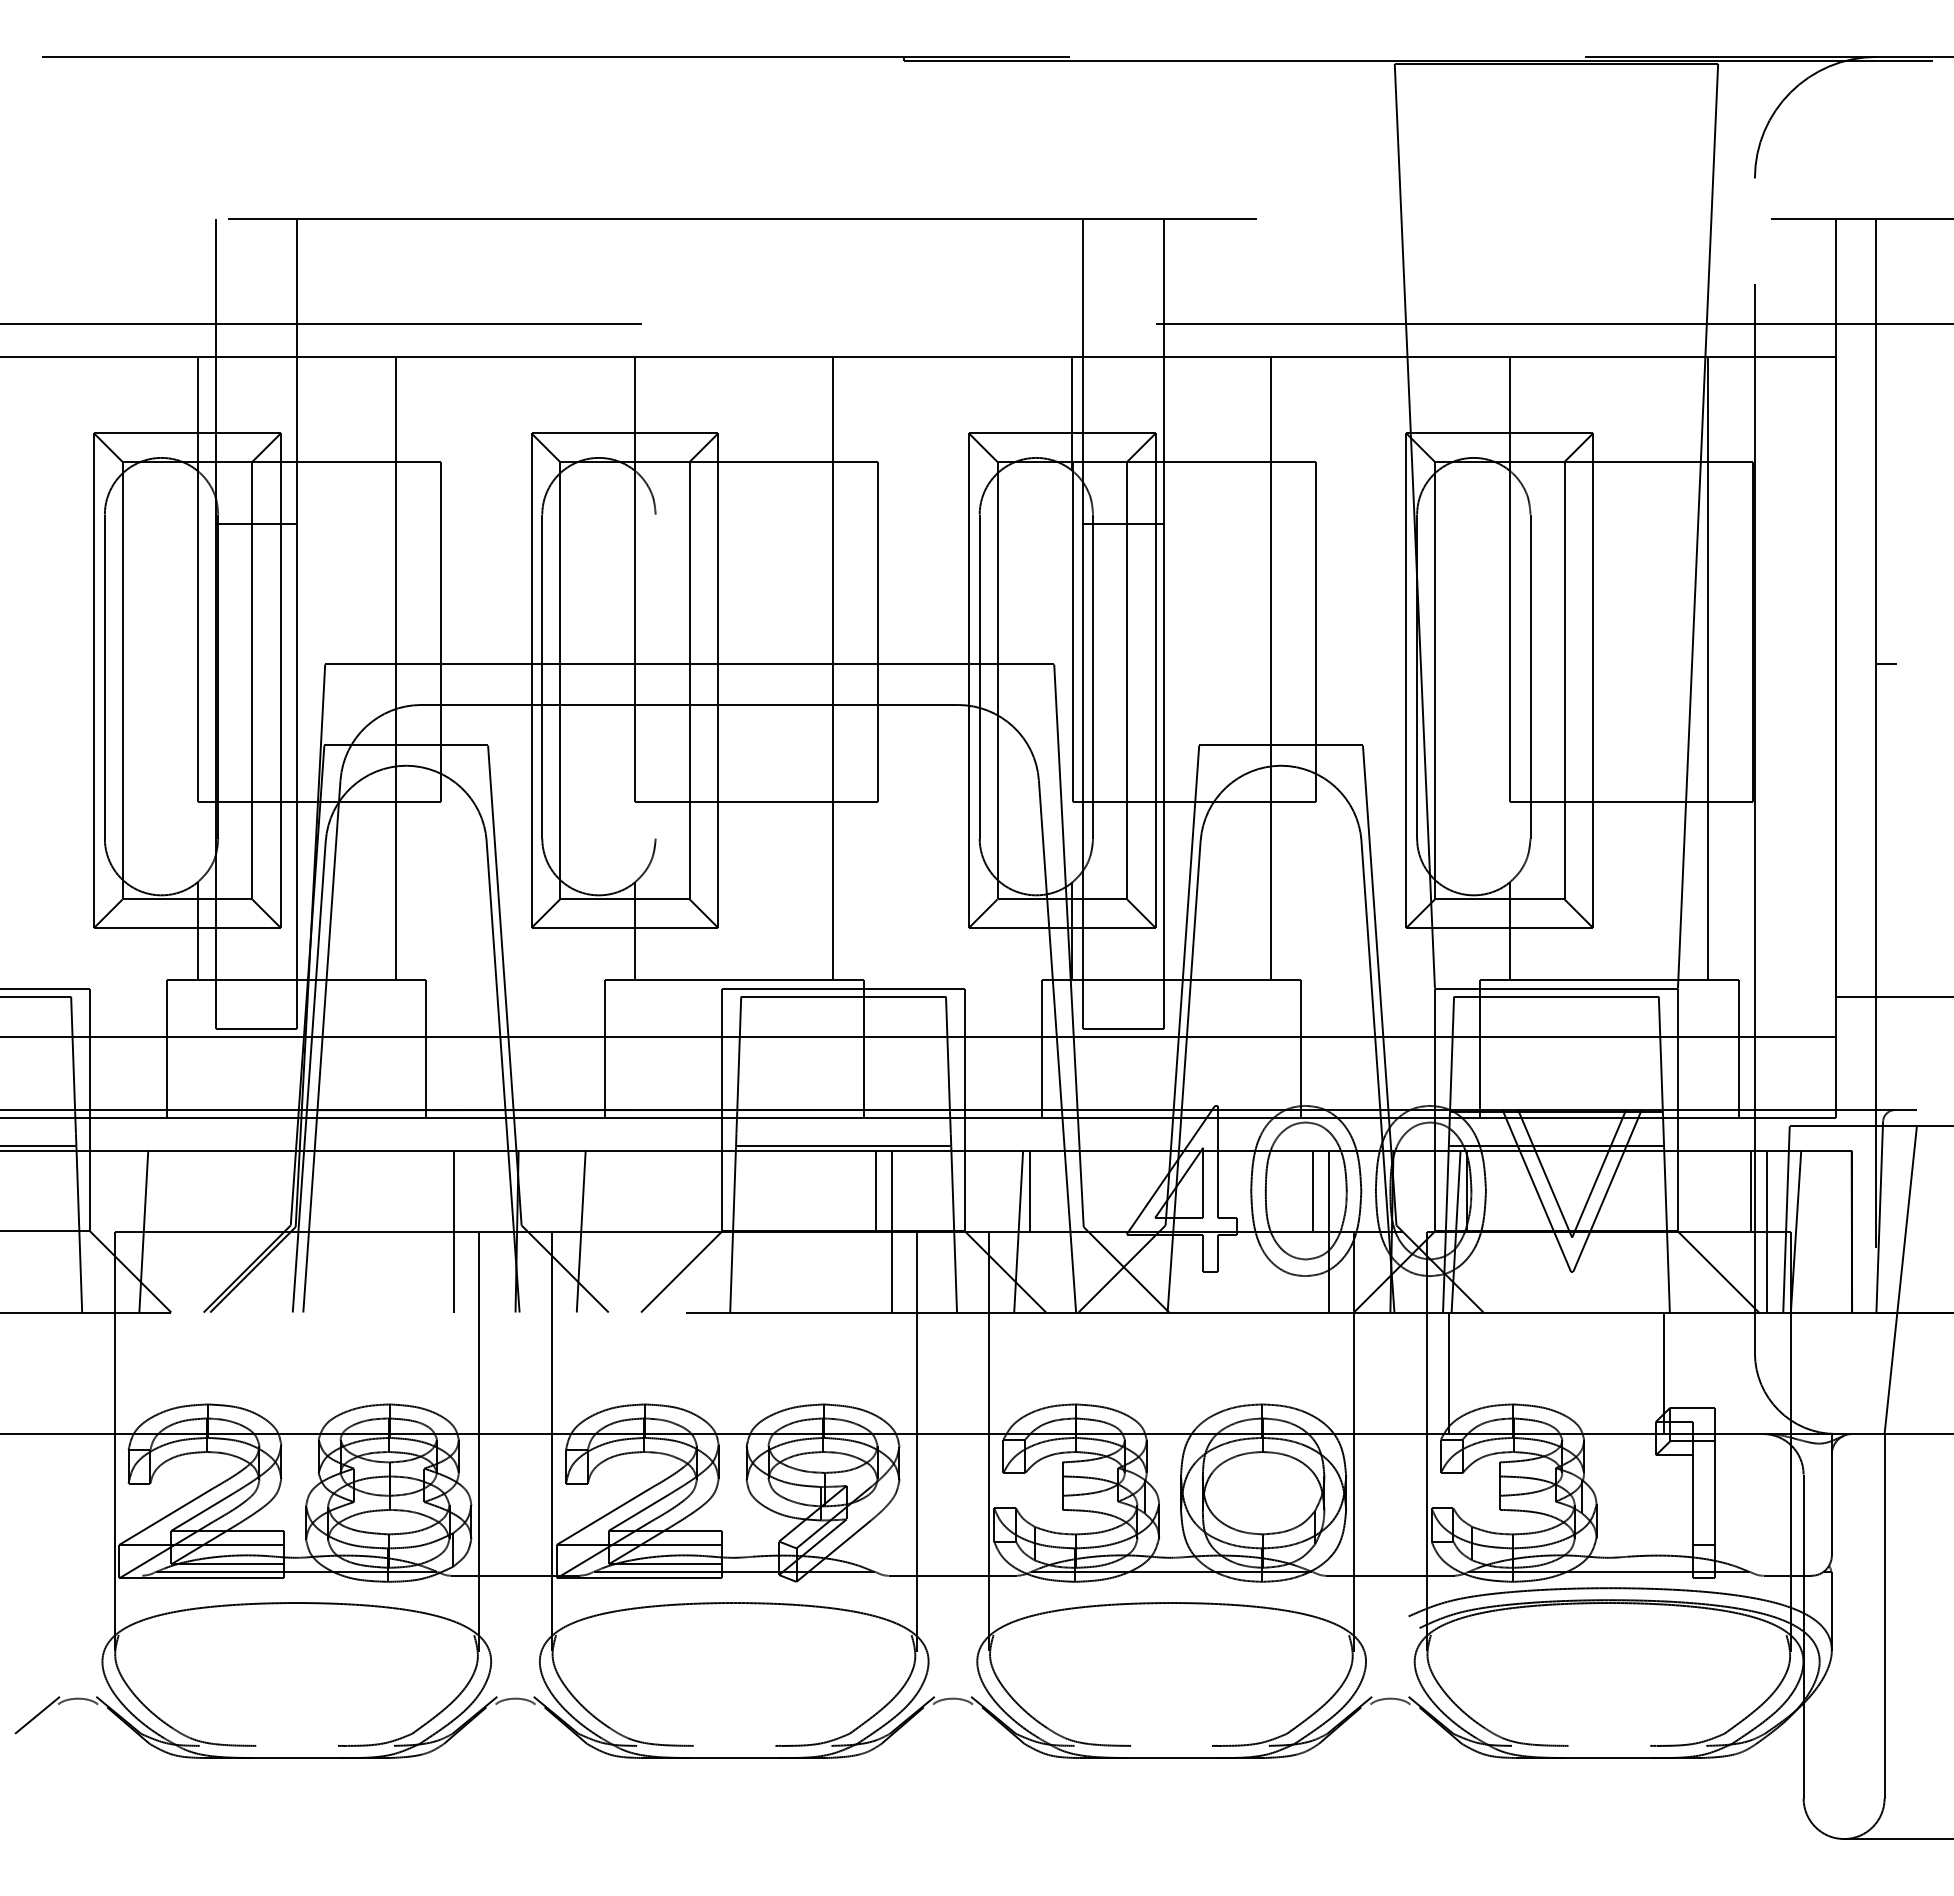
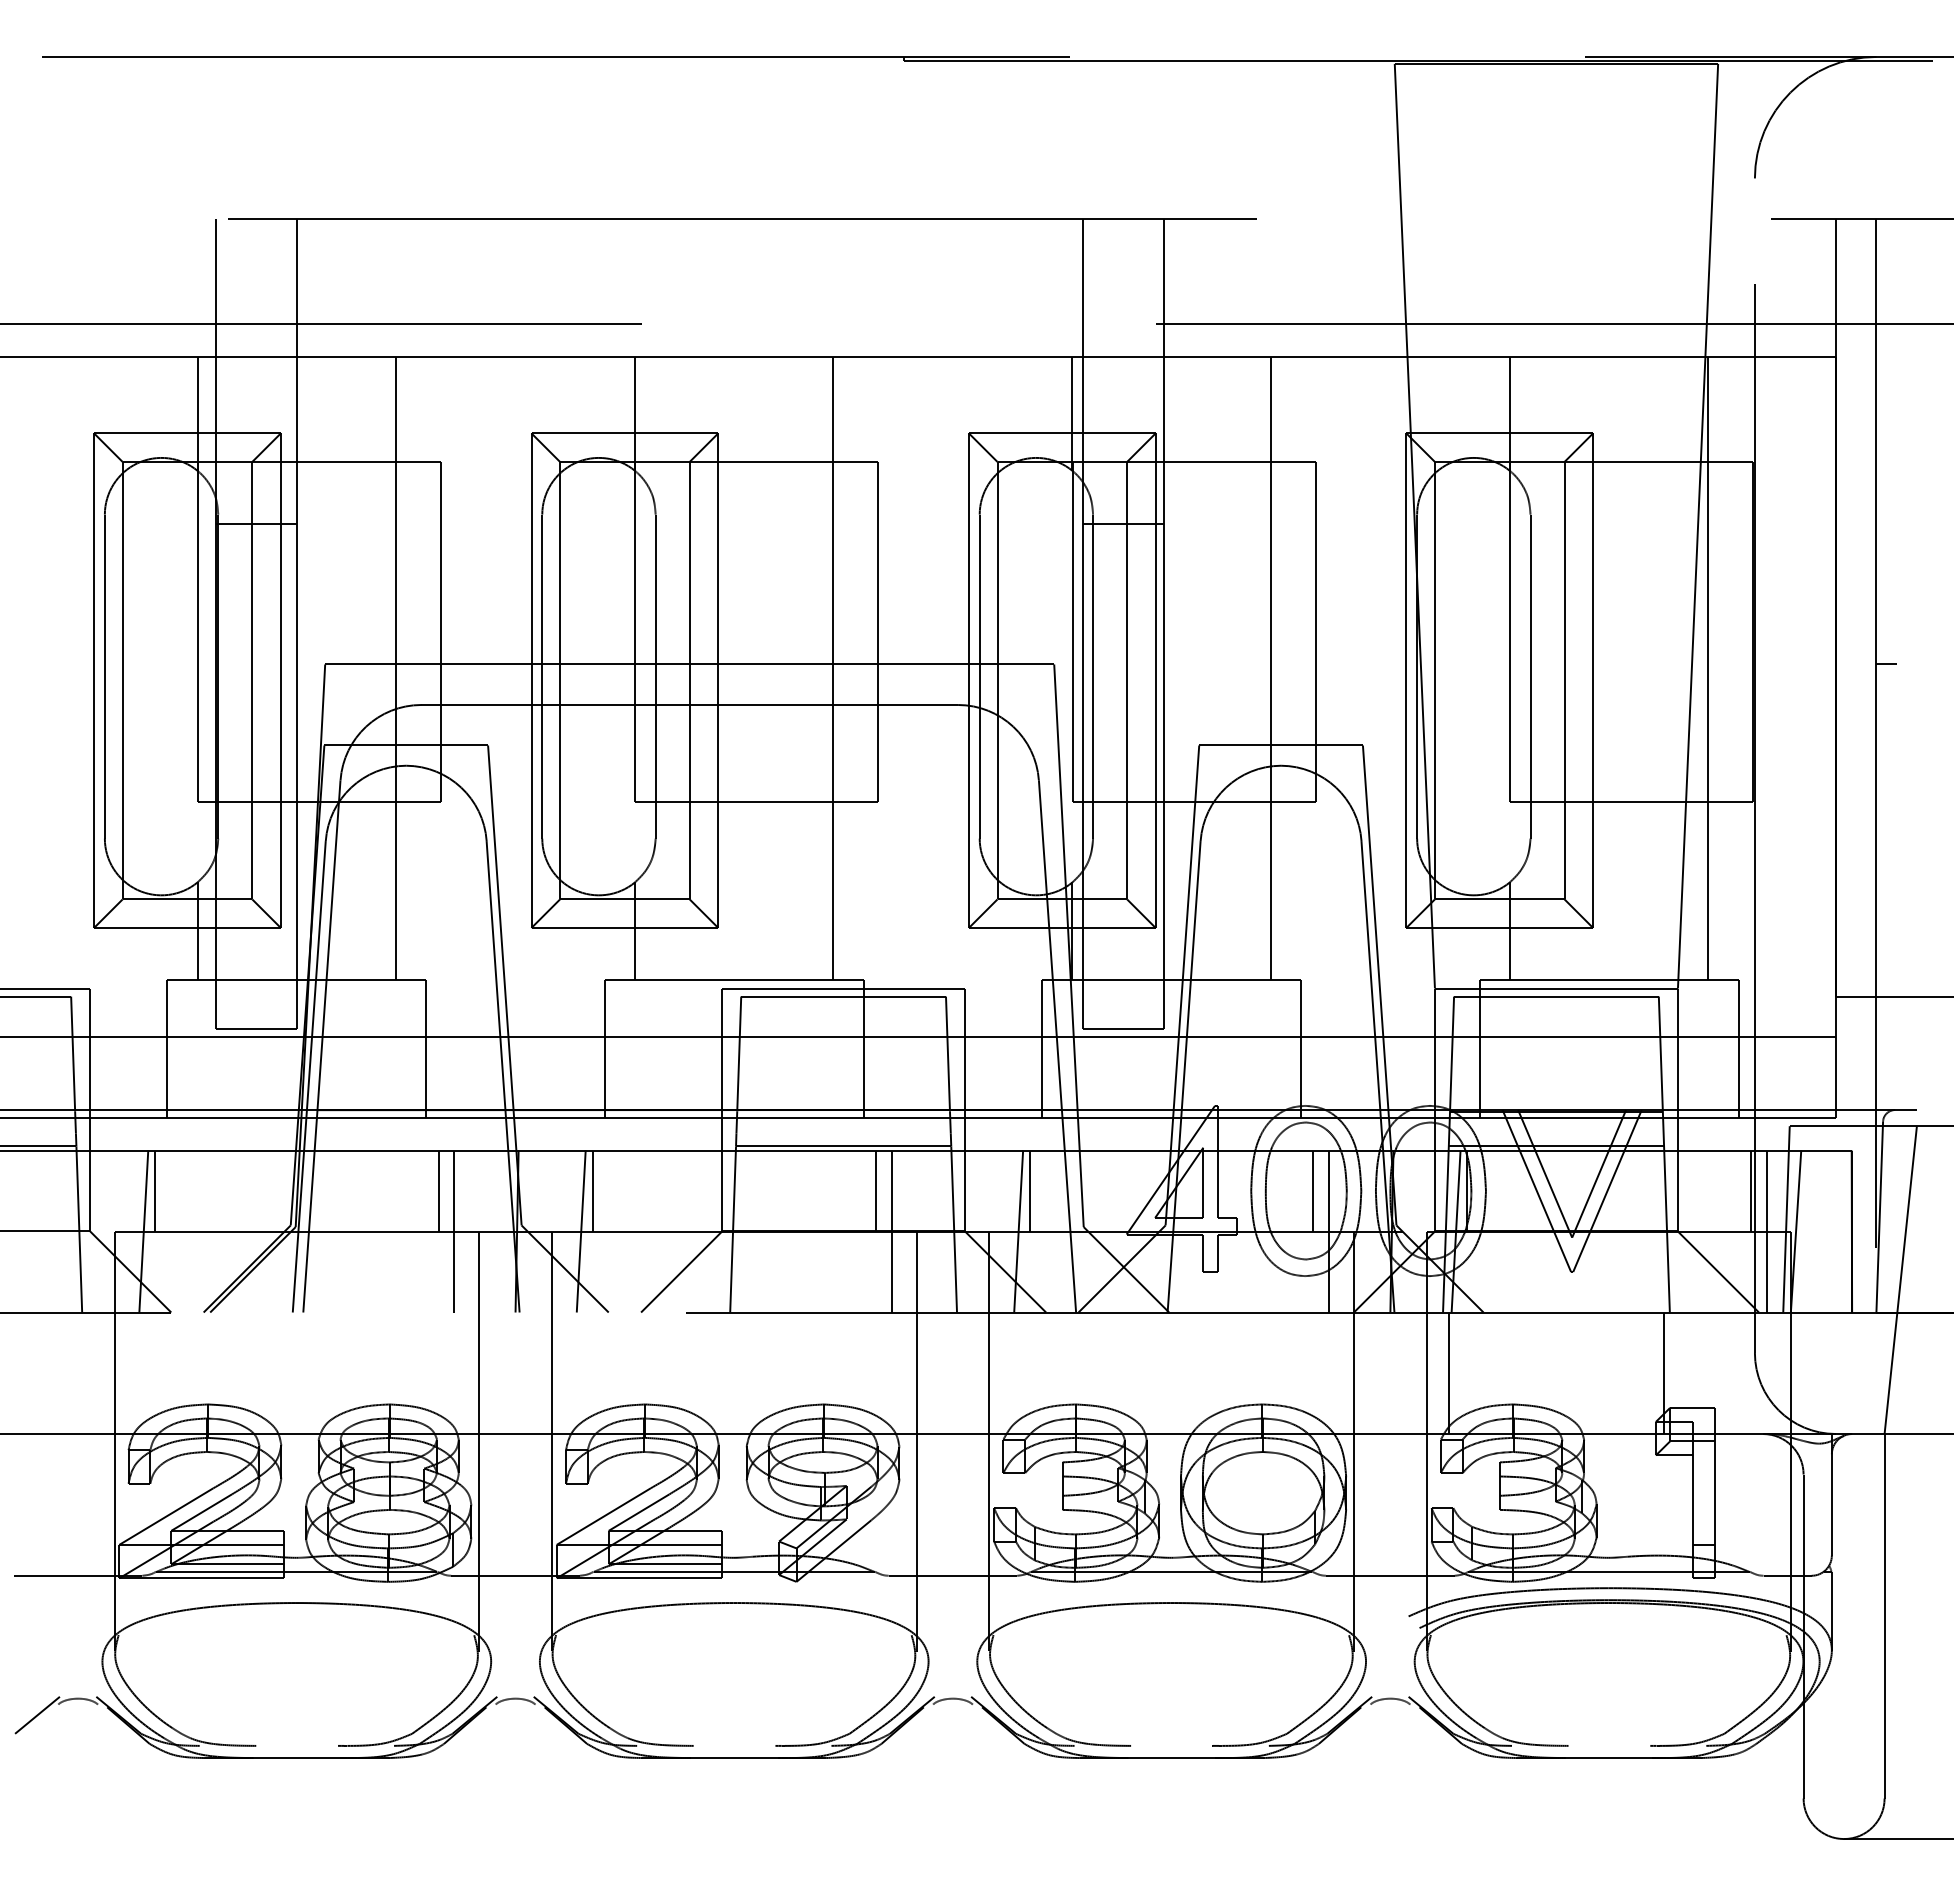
line: none -> present (655, 676)
line: none -> present (155, 1190)
line: none -> present (438, 1190)
line: none -> present (592, 1190)
line: none -> present (77, 1575)
